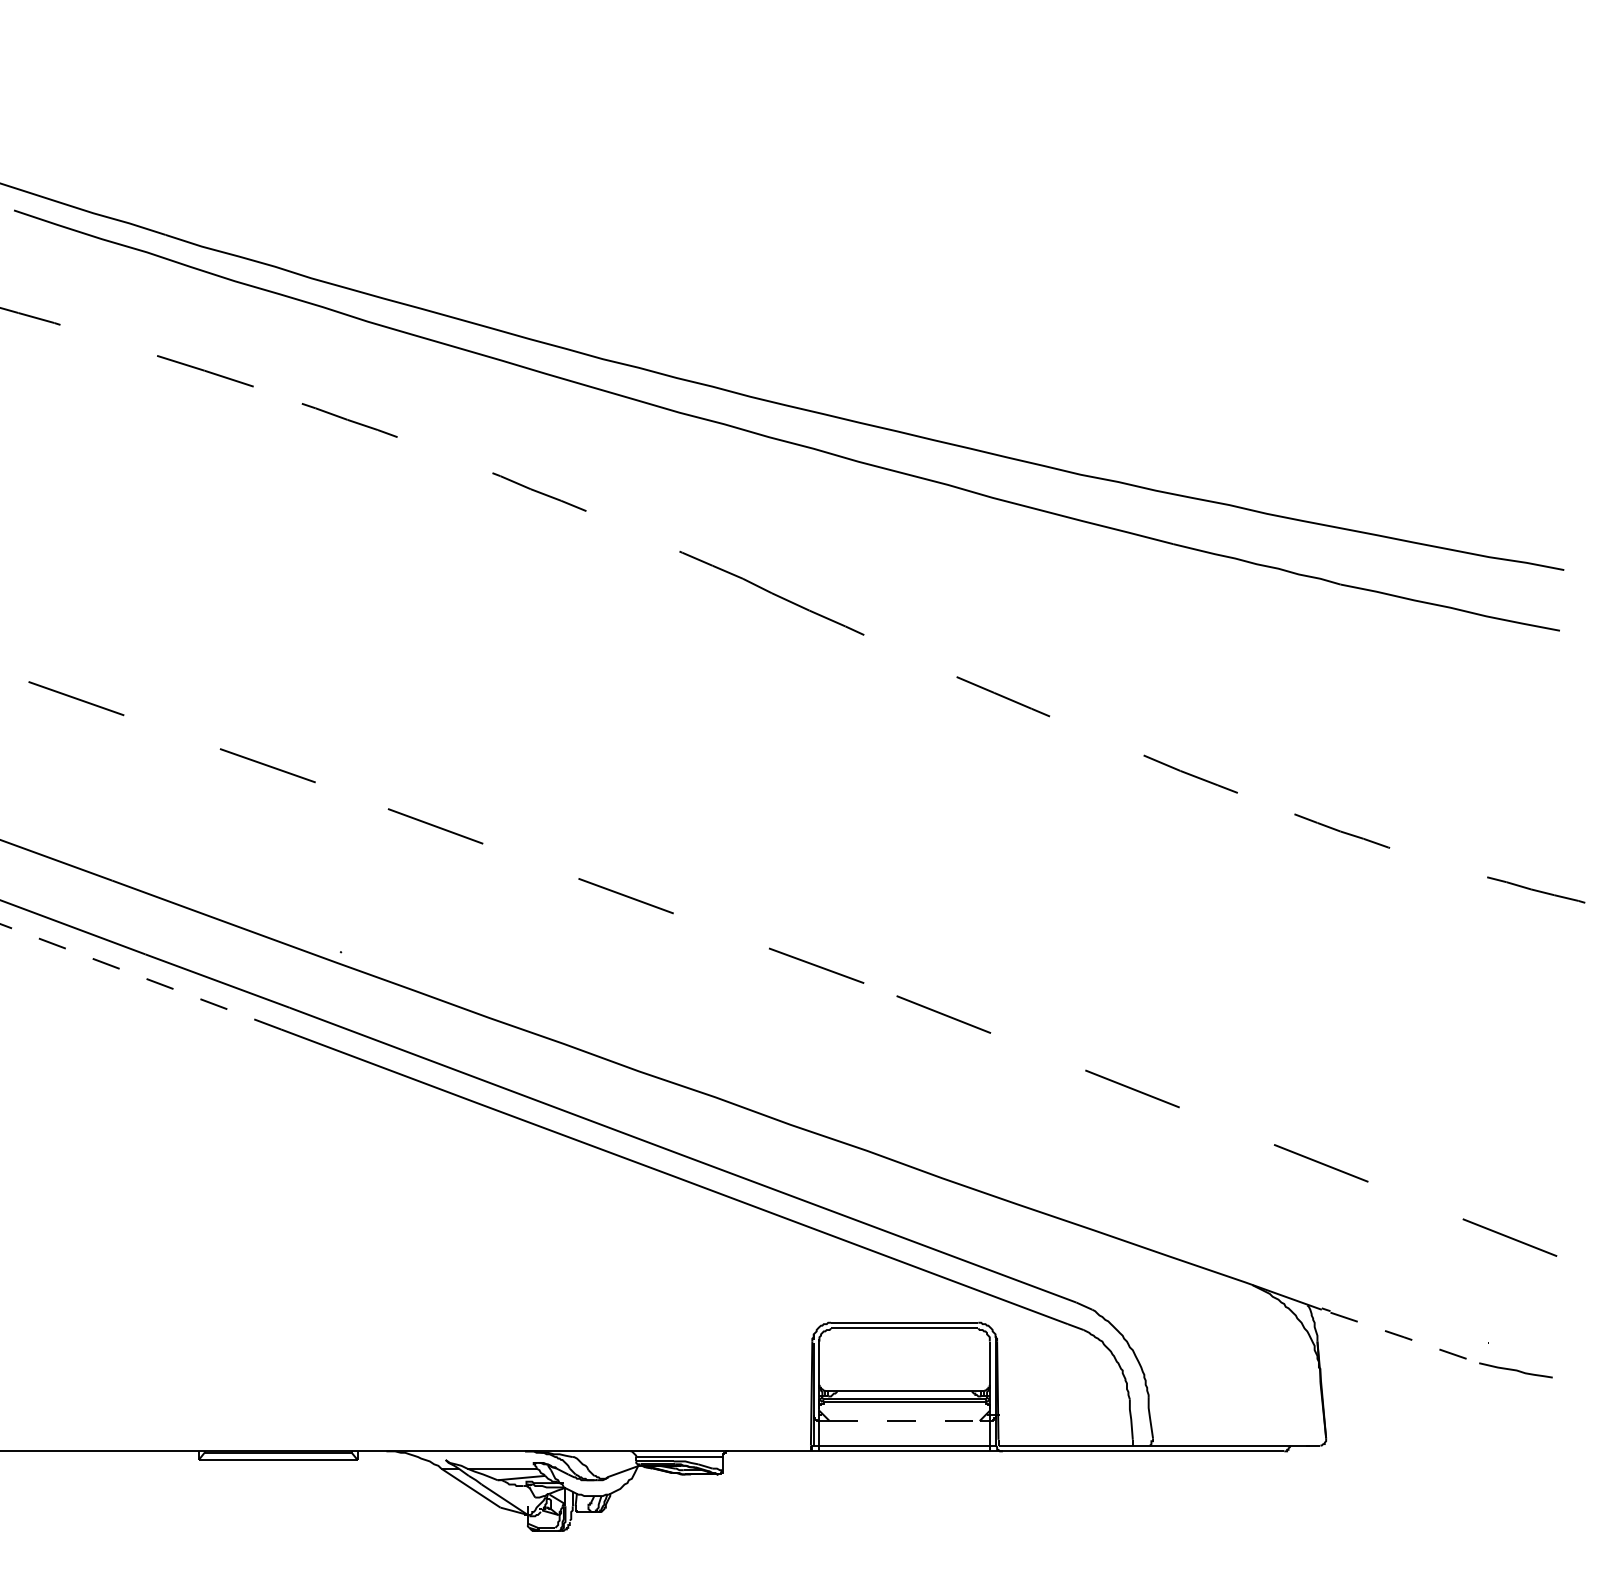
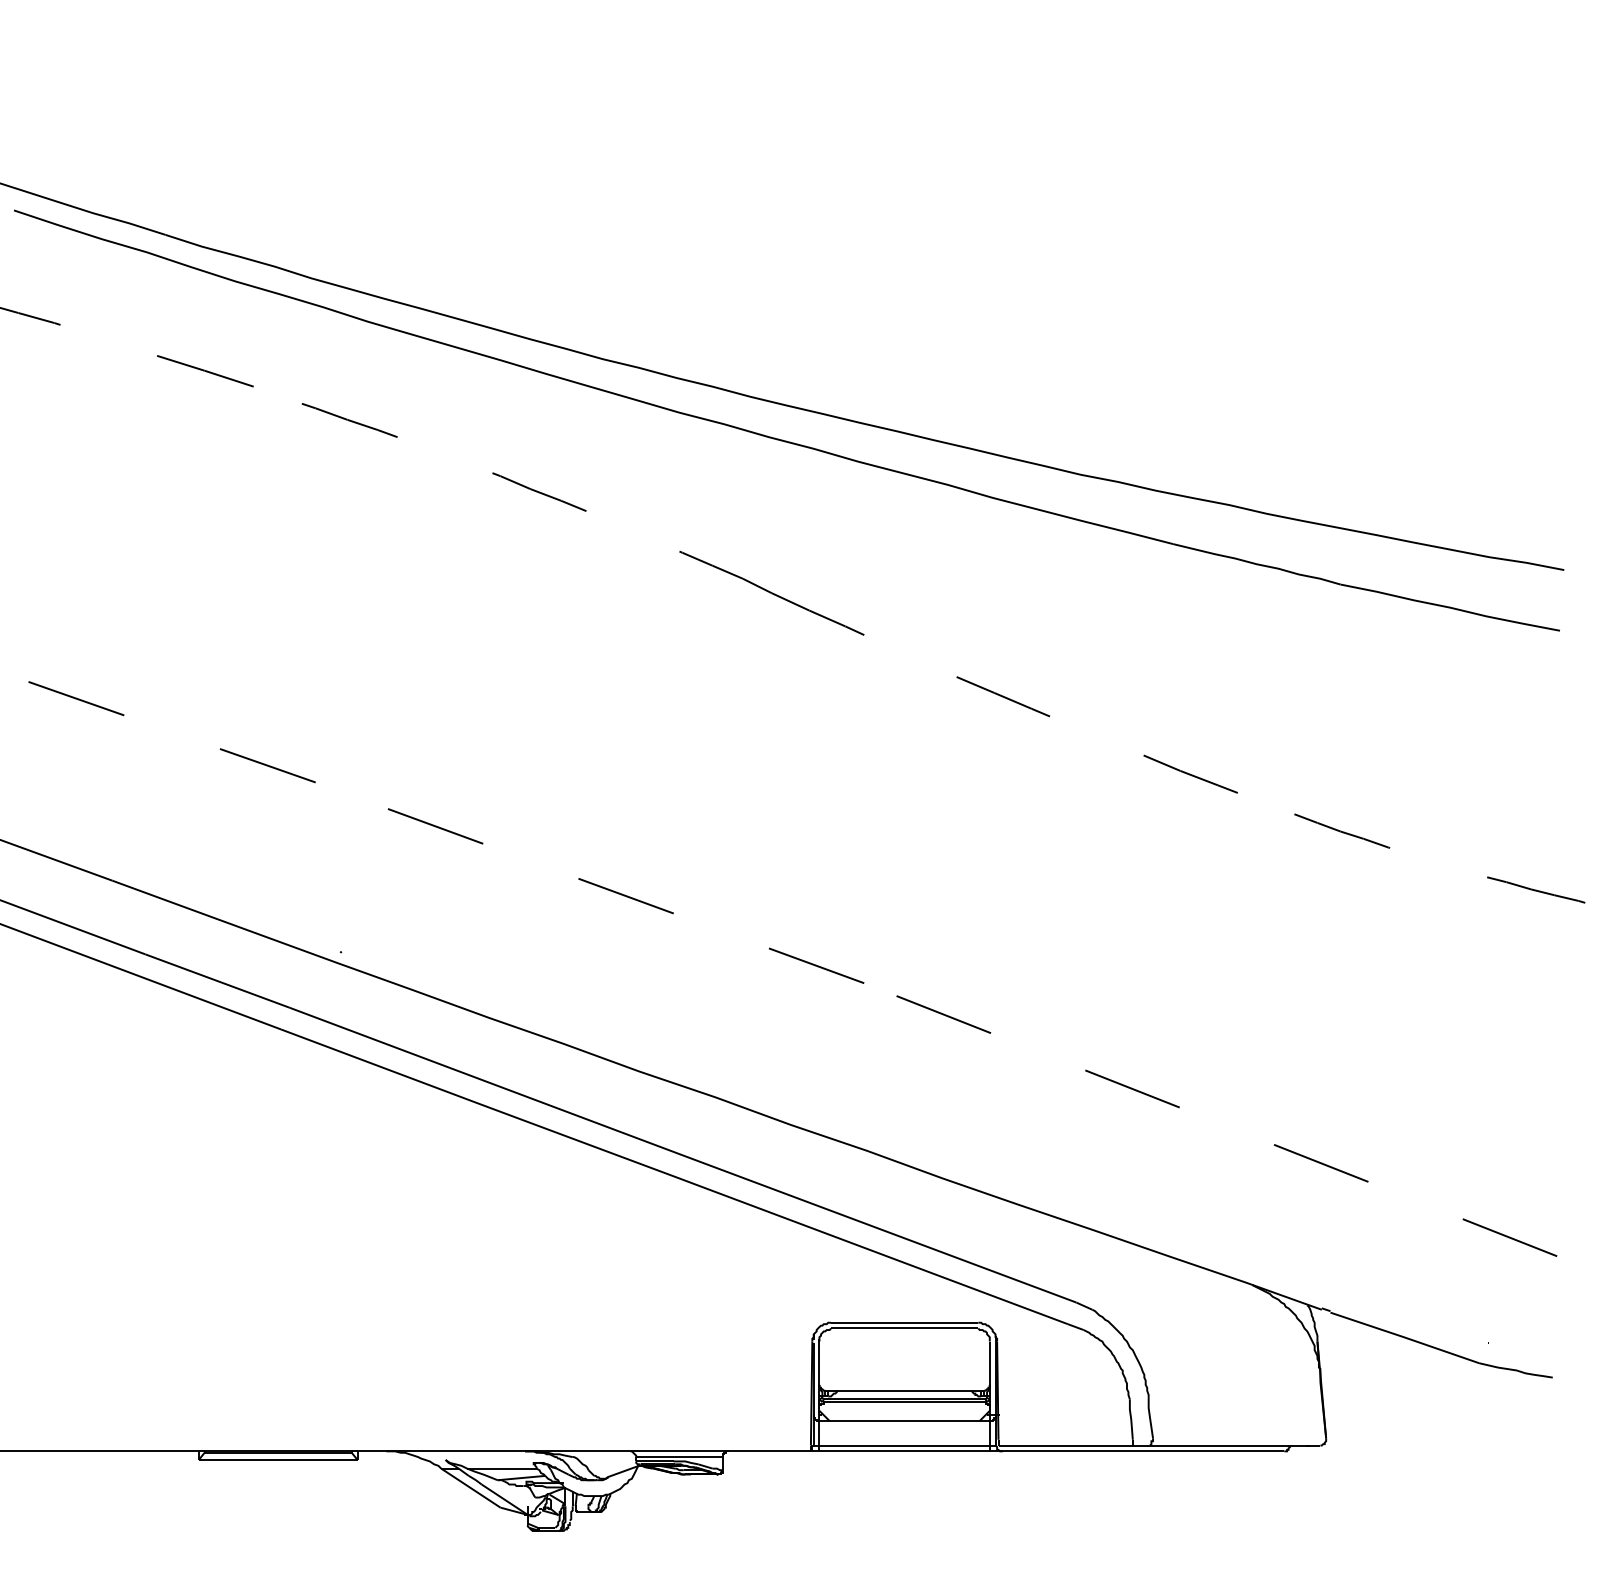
line: dashed -> solid (140, 976)
line: dashed -> solid (1404, 1337)
line: dashed -> solid (905, 1421)
